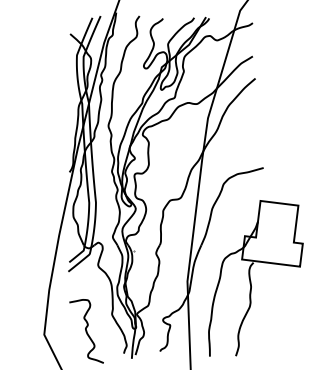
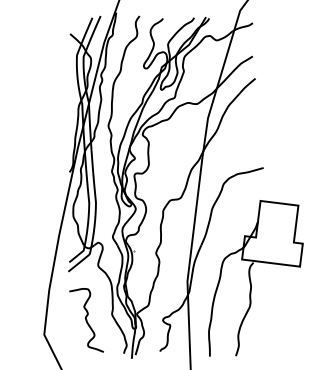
curve position: (86, 331) -> (86, 320) (86, 320)
